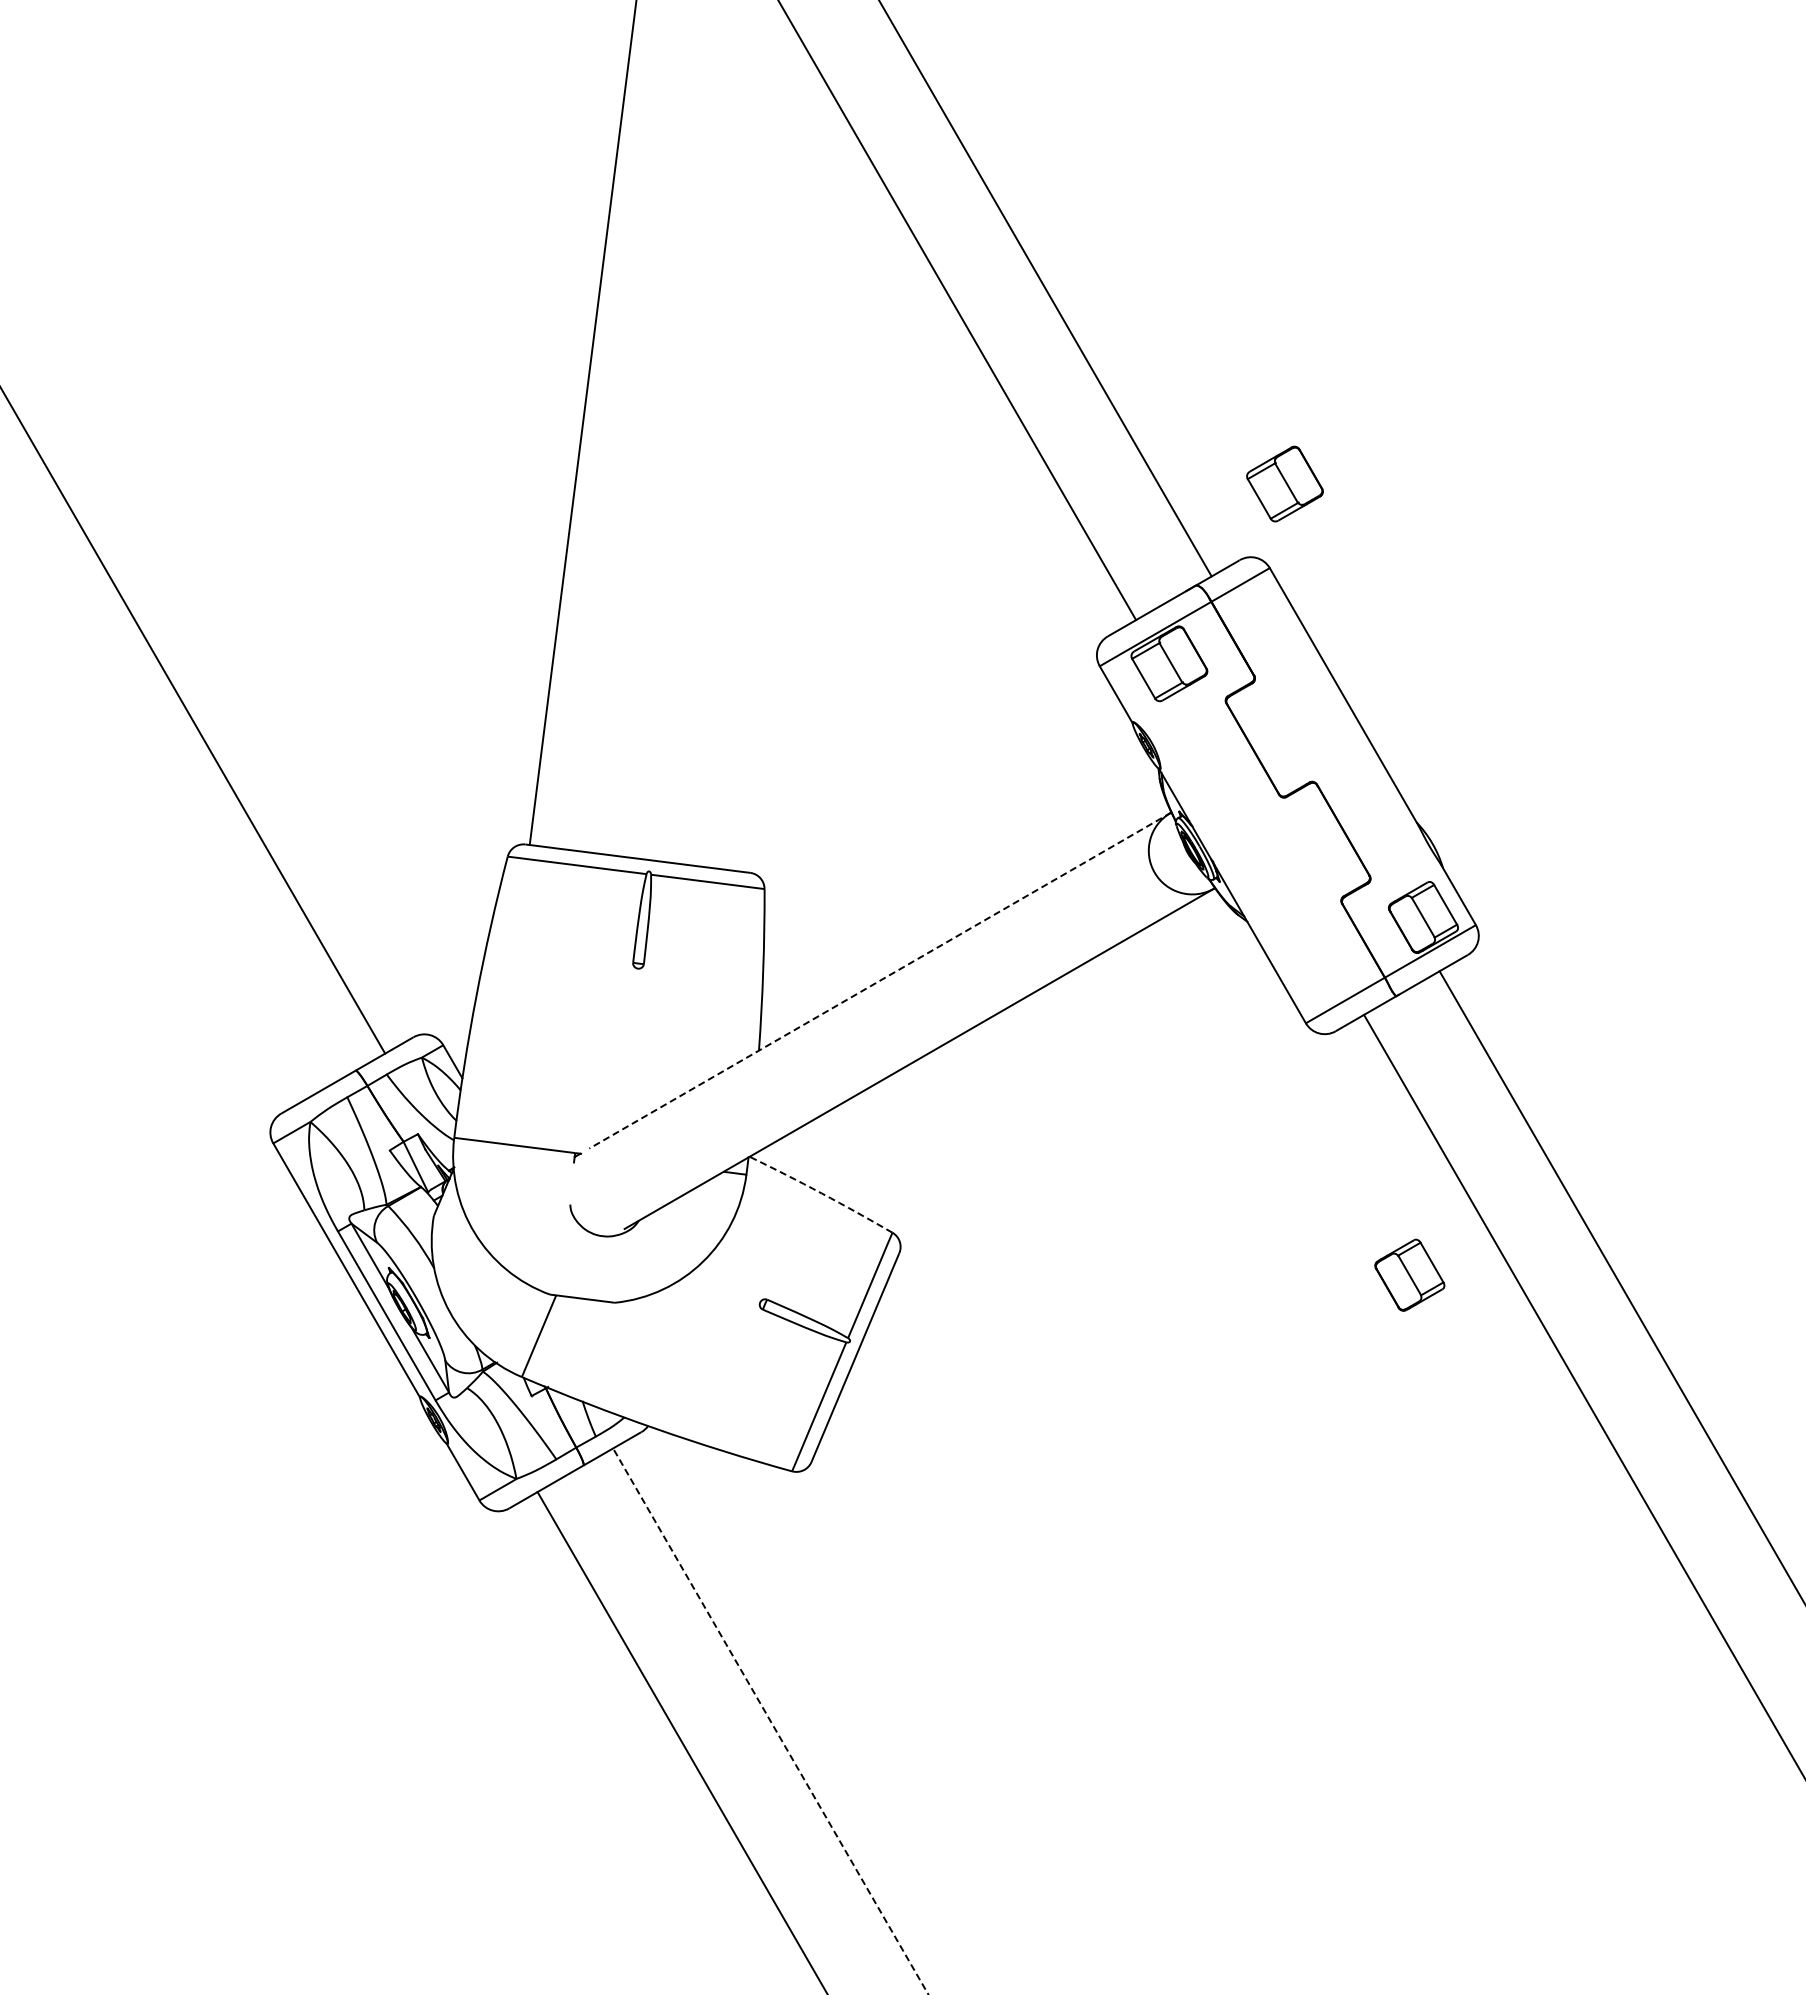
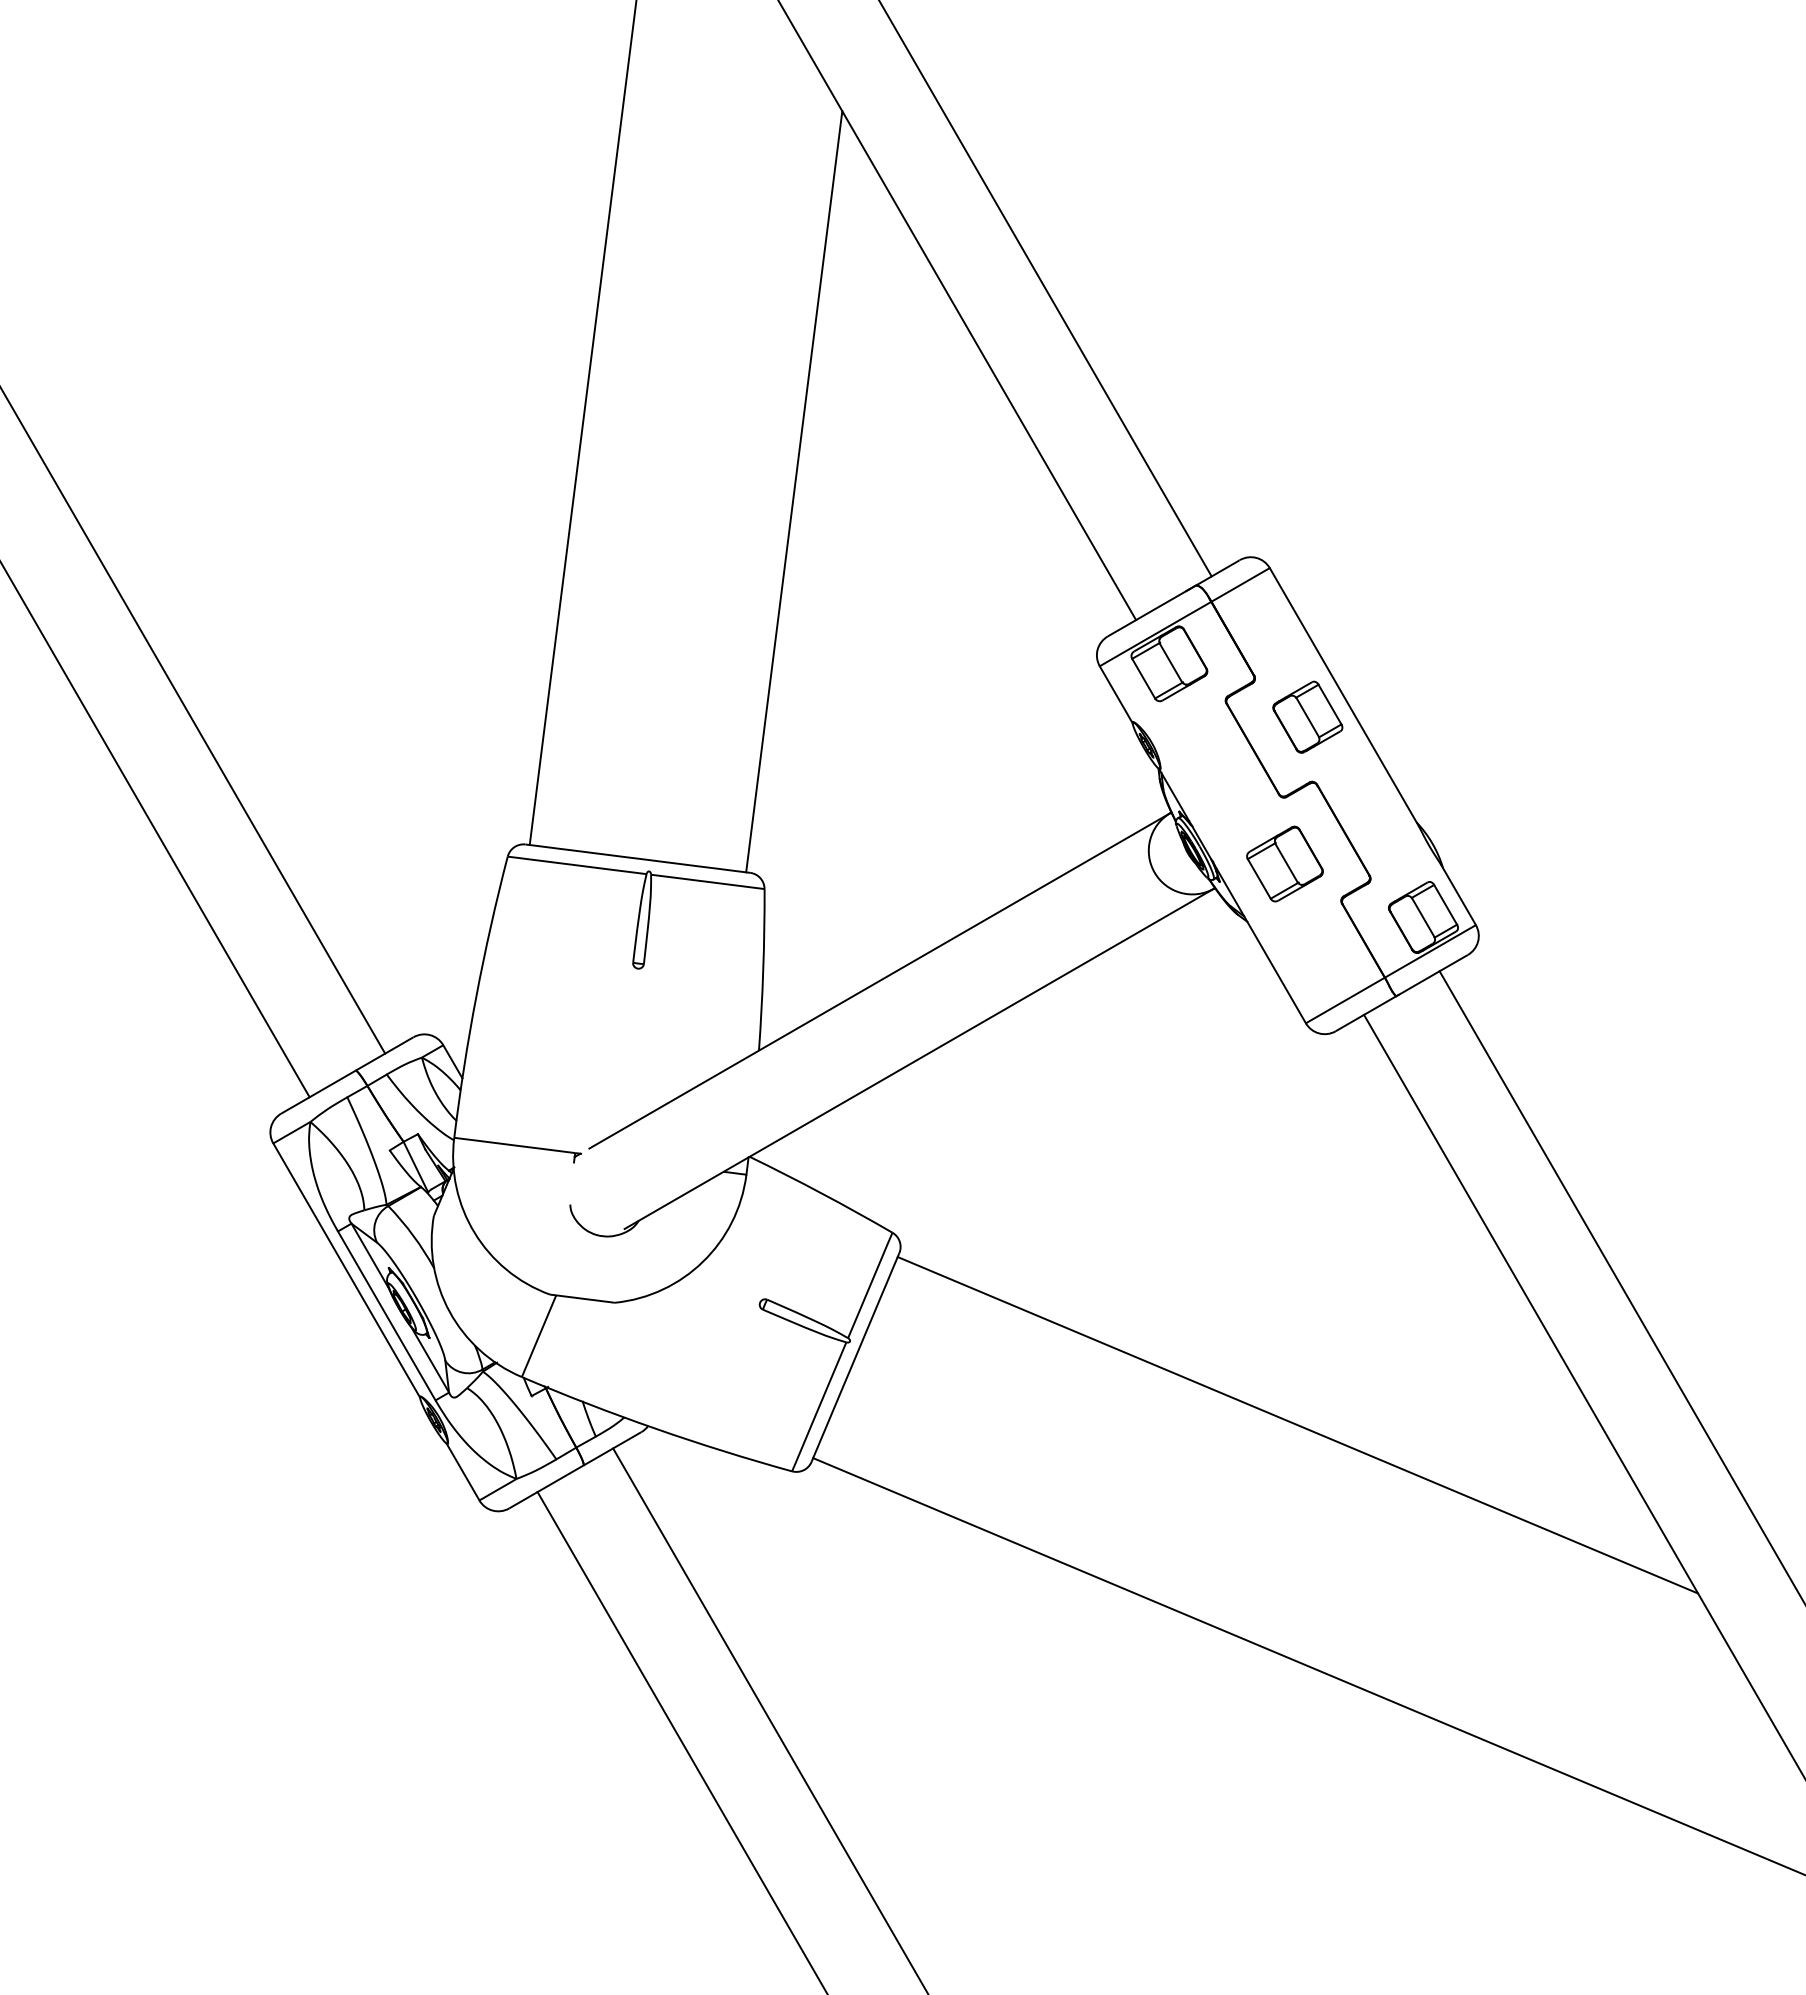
part position: (1284, 483) -> (1284, 863) (1284, 863)
line: none -> present (794, 491)
line: none -> present (155, 830)
line: dashed -> solid (879, 980)
arc: dashed -> solid (821, 1193)
part position: (1409, 1274) -> (1307, 716) (1307, 716)
line: none -> present (1297, 1425)
line: none -> present (1307, 1666)
line: dashed -> solid (770, 1721)
